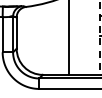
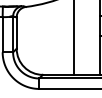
line: dashed -> solid (100, 37)
line position: (69, 38) -> (74, 38) (74, 38)
